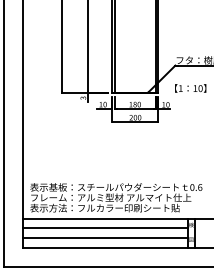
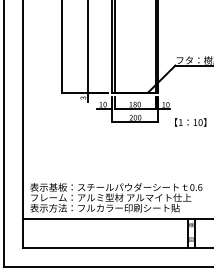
text position: (190, 88) -> (190, 122) (190, 122)
line: present -> none (104, 228)
line: present -> none (104, 238)
